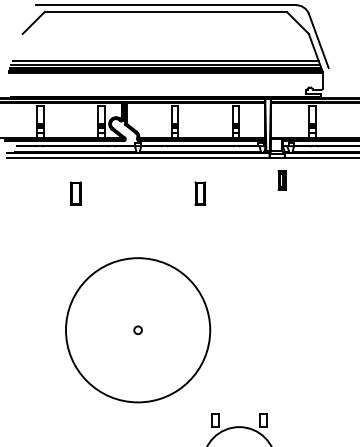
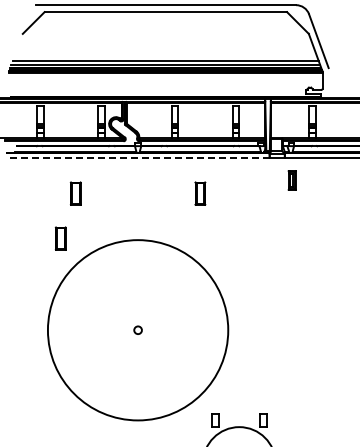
line: solid -> dashed (138, 157)
part position: (281, 180) -> (291, 180) (291, 180)
part: none -> present (60, 238)
circle diameter: 144 px -> 180 px (137, 330)
